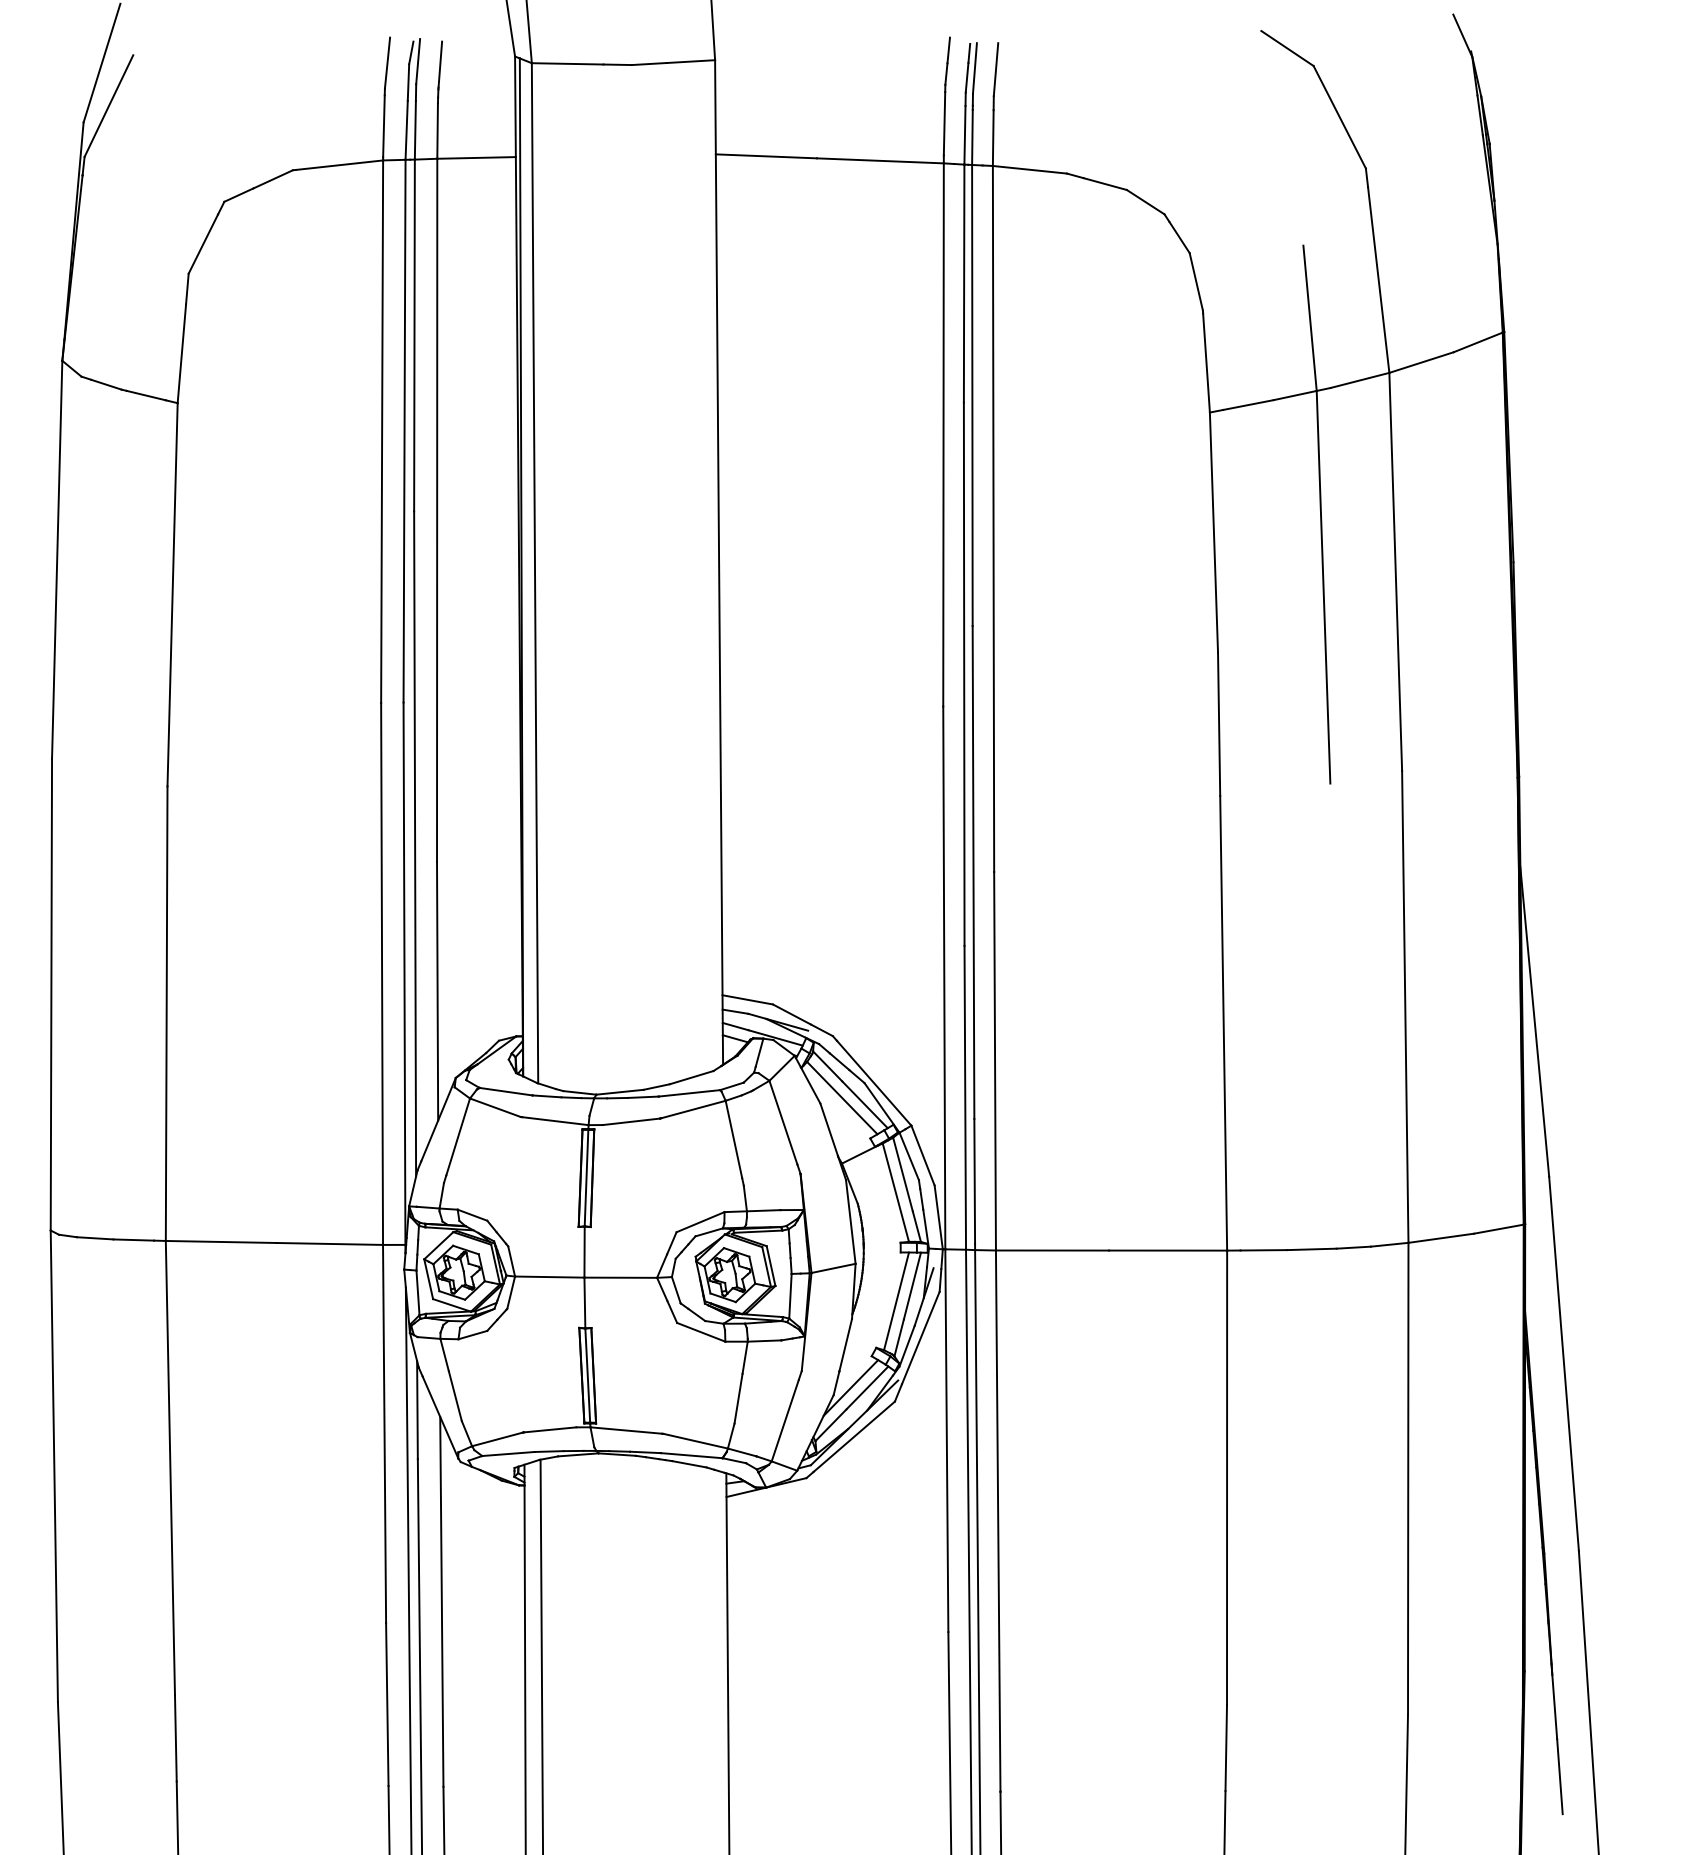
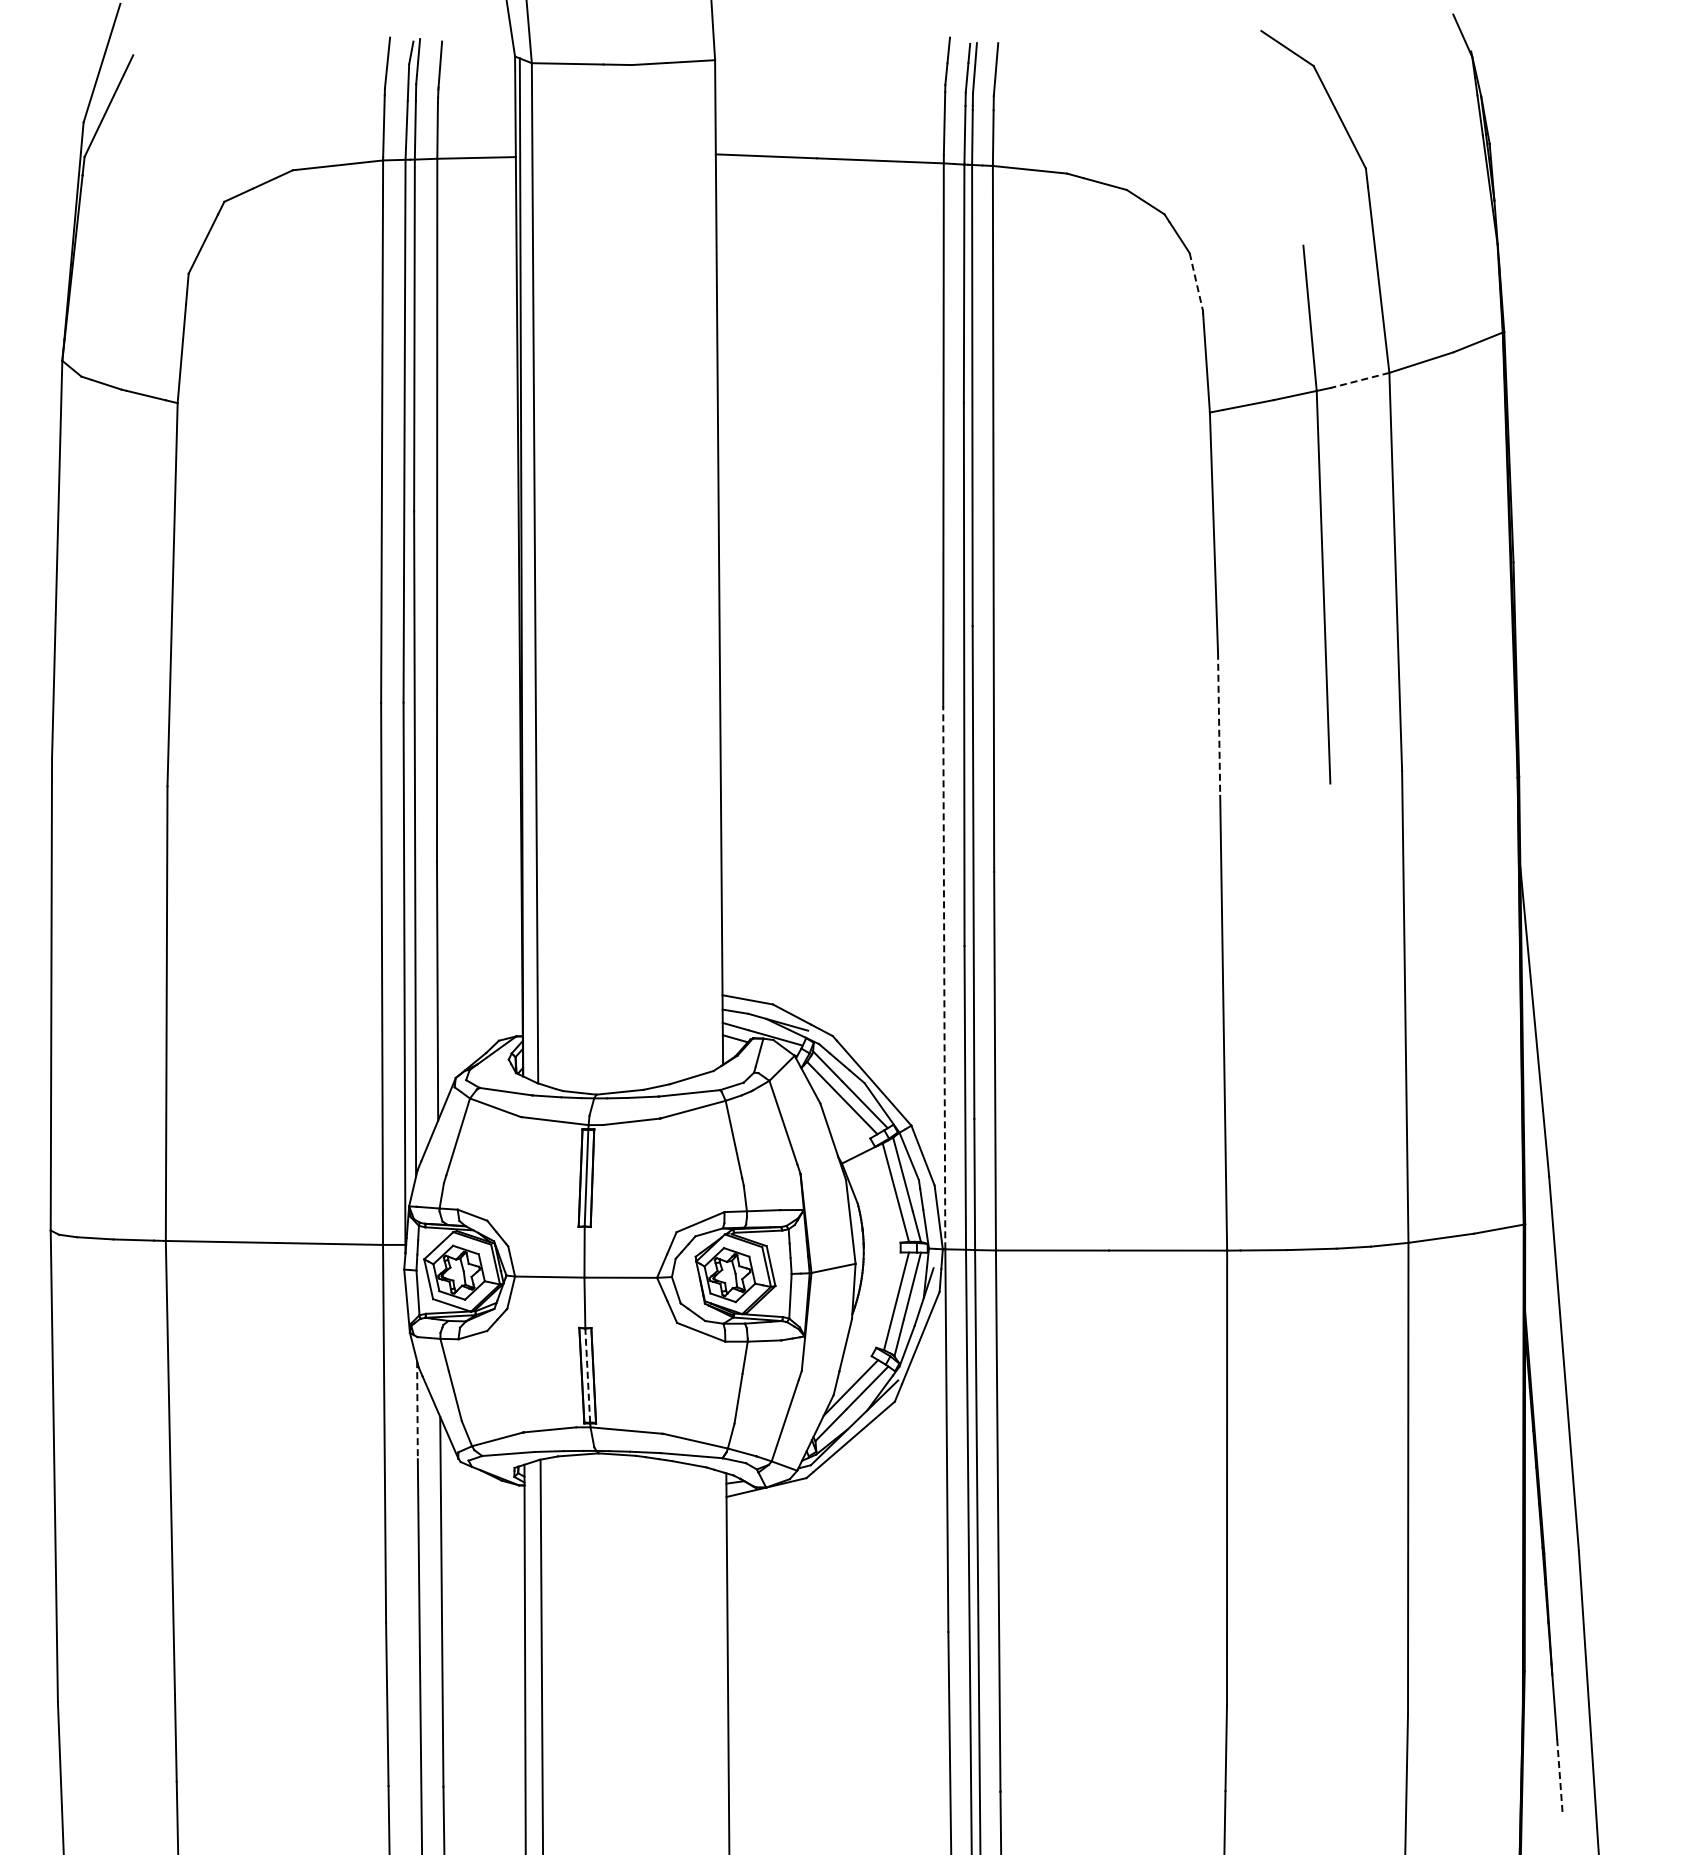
line: solid -> dashed (1196, 282)
line: solid -> dashed (1359, 380)
line: solid -> dashed (1219, 724)
line: solid -> dashed (944, 977)
line: solid -> dashed (587, 1375)
line: solid -> dashed (417, 1410)
line: present -> none (408, 1569)
line: solid -> dashed (1559, 1776)
